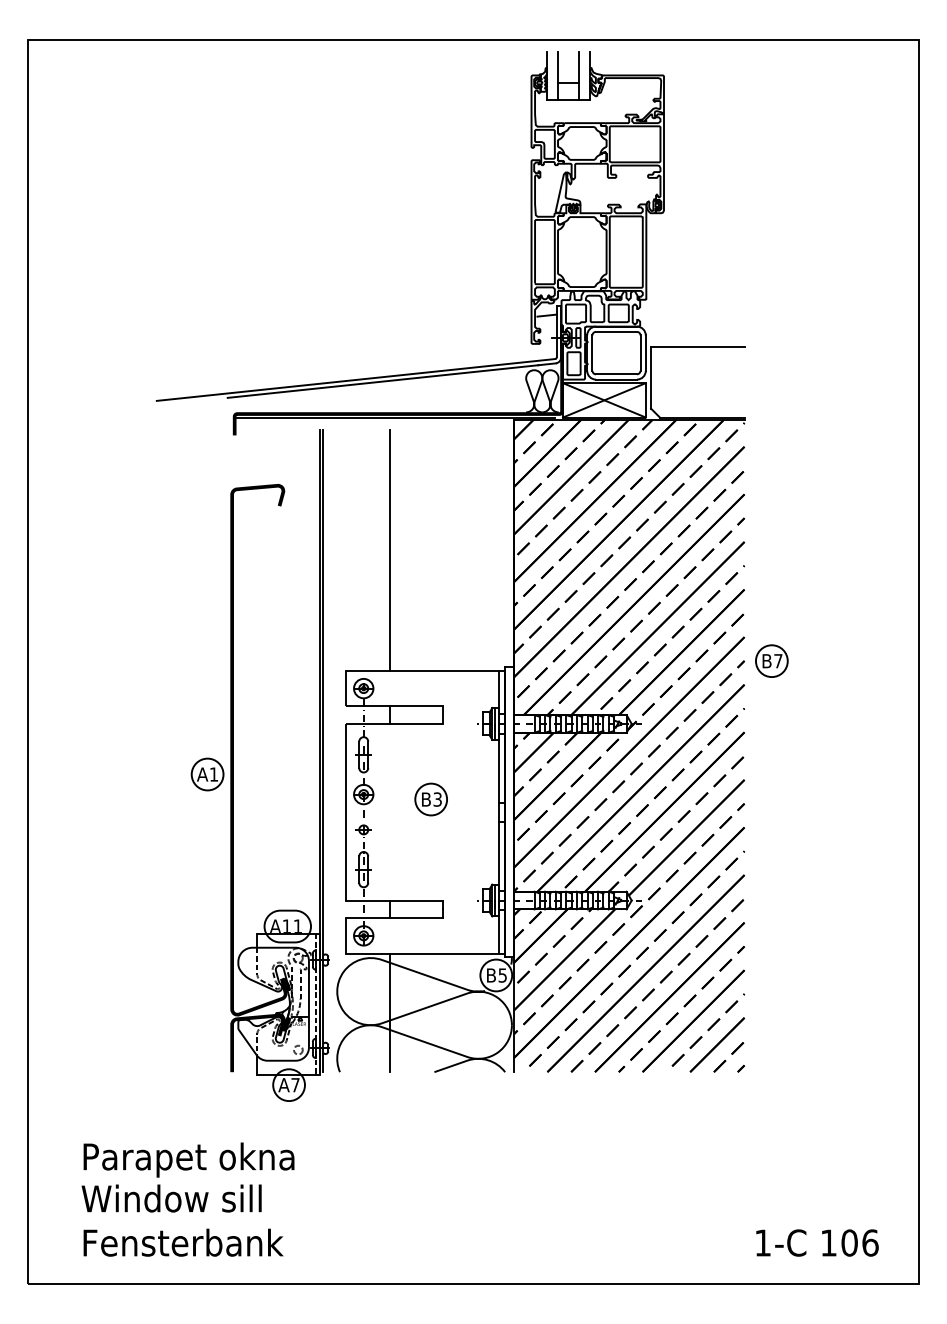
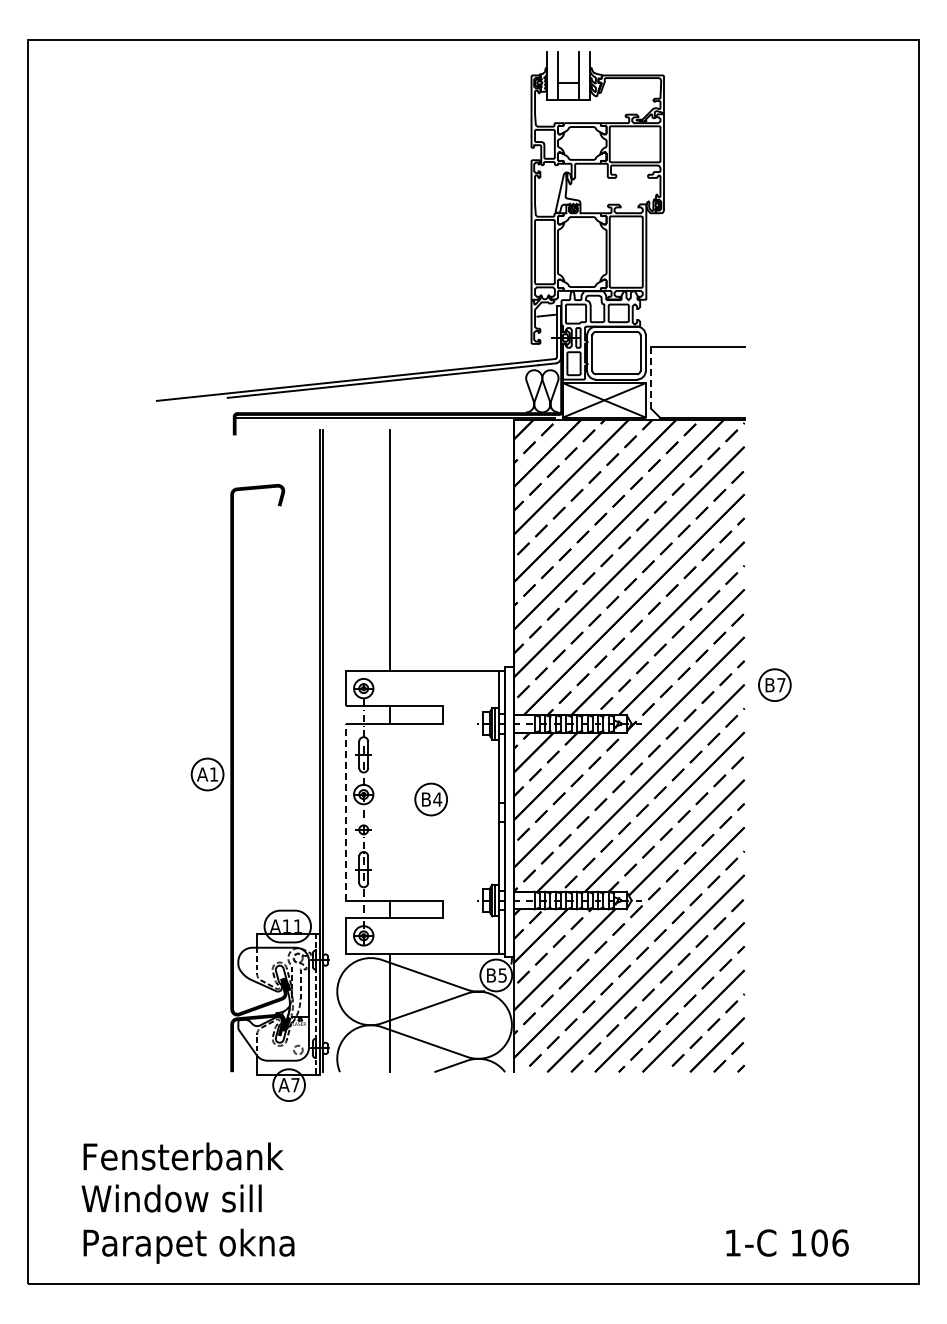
line: solid -> dashed (651, 377)
part position: (771, 660) -> (774, 684) (774, 684)
text: B3 -> B4 (437, 799)
line: solid -> dashed (346, 811)
text: Parapet okna -> Fensterbank (190, 1159)
text position: (817, 1242) -> (787, 1242) (787, 1242)
text: Fensterbank -> Parapet okna (190, 1245)
